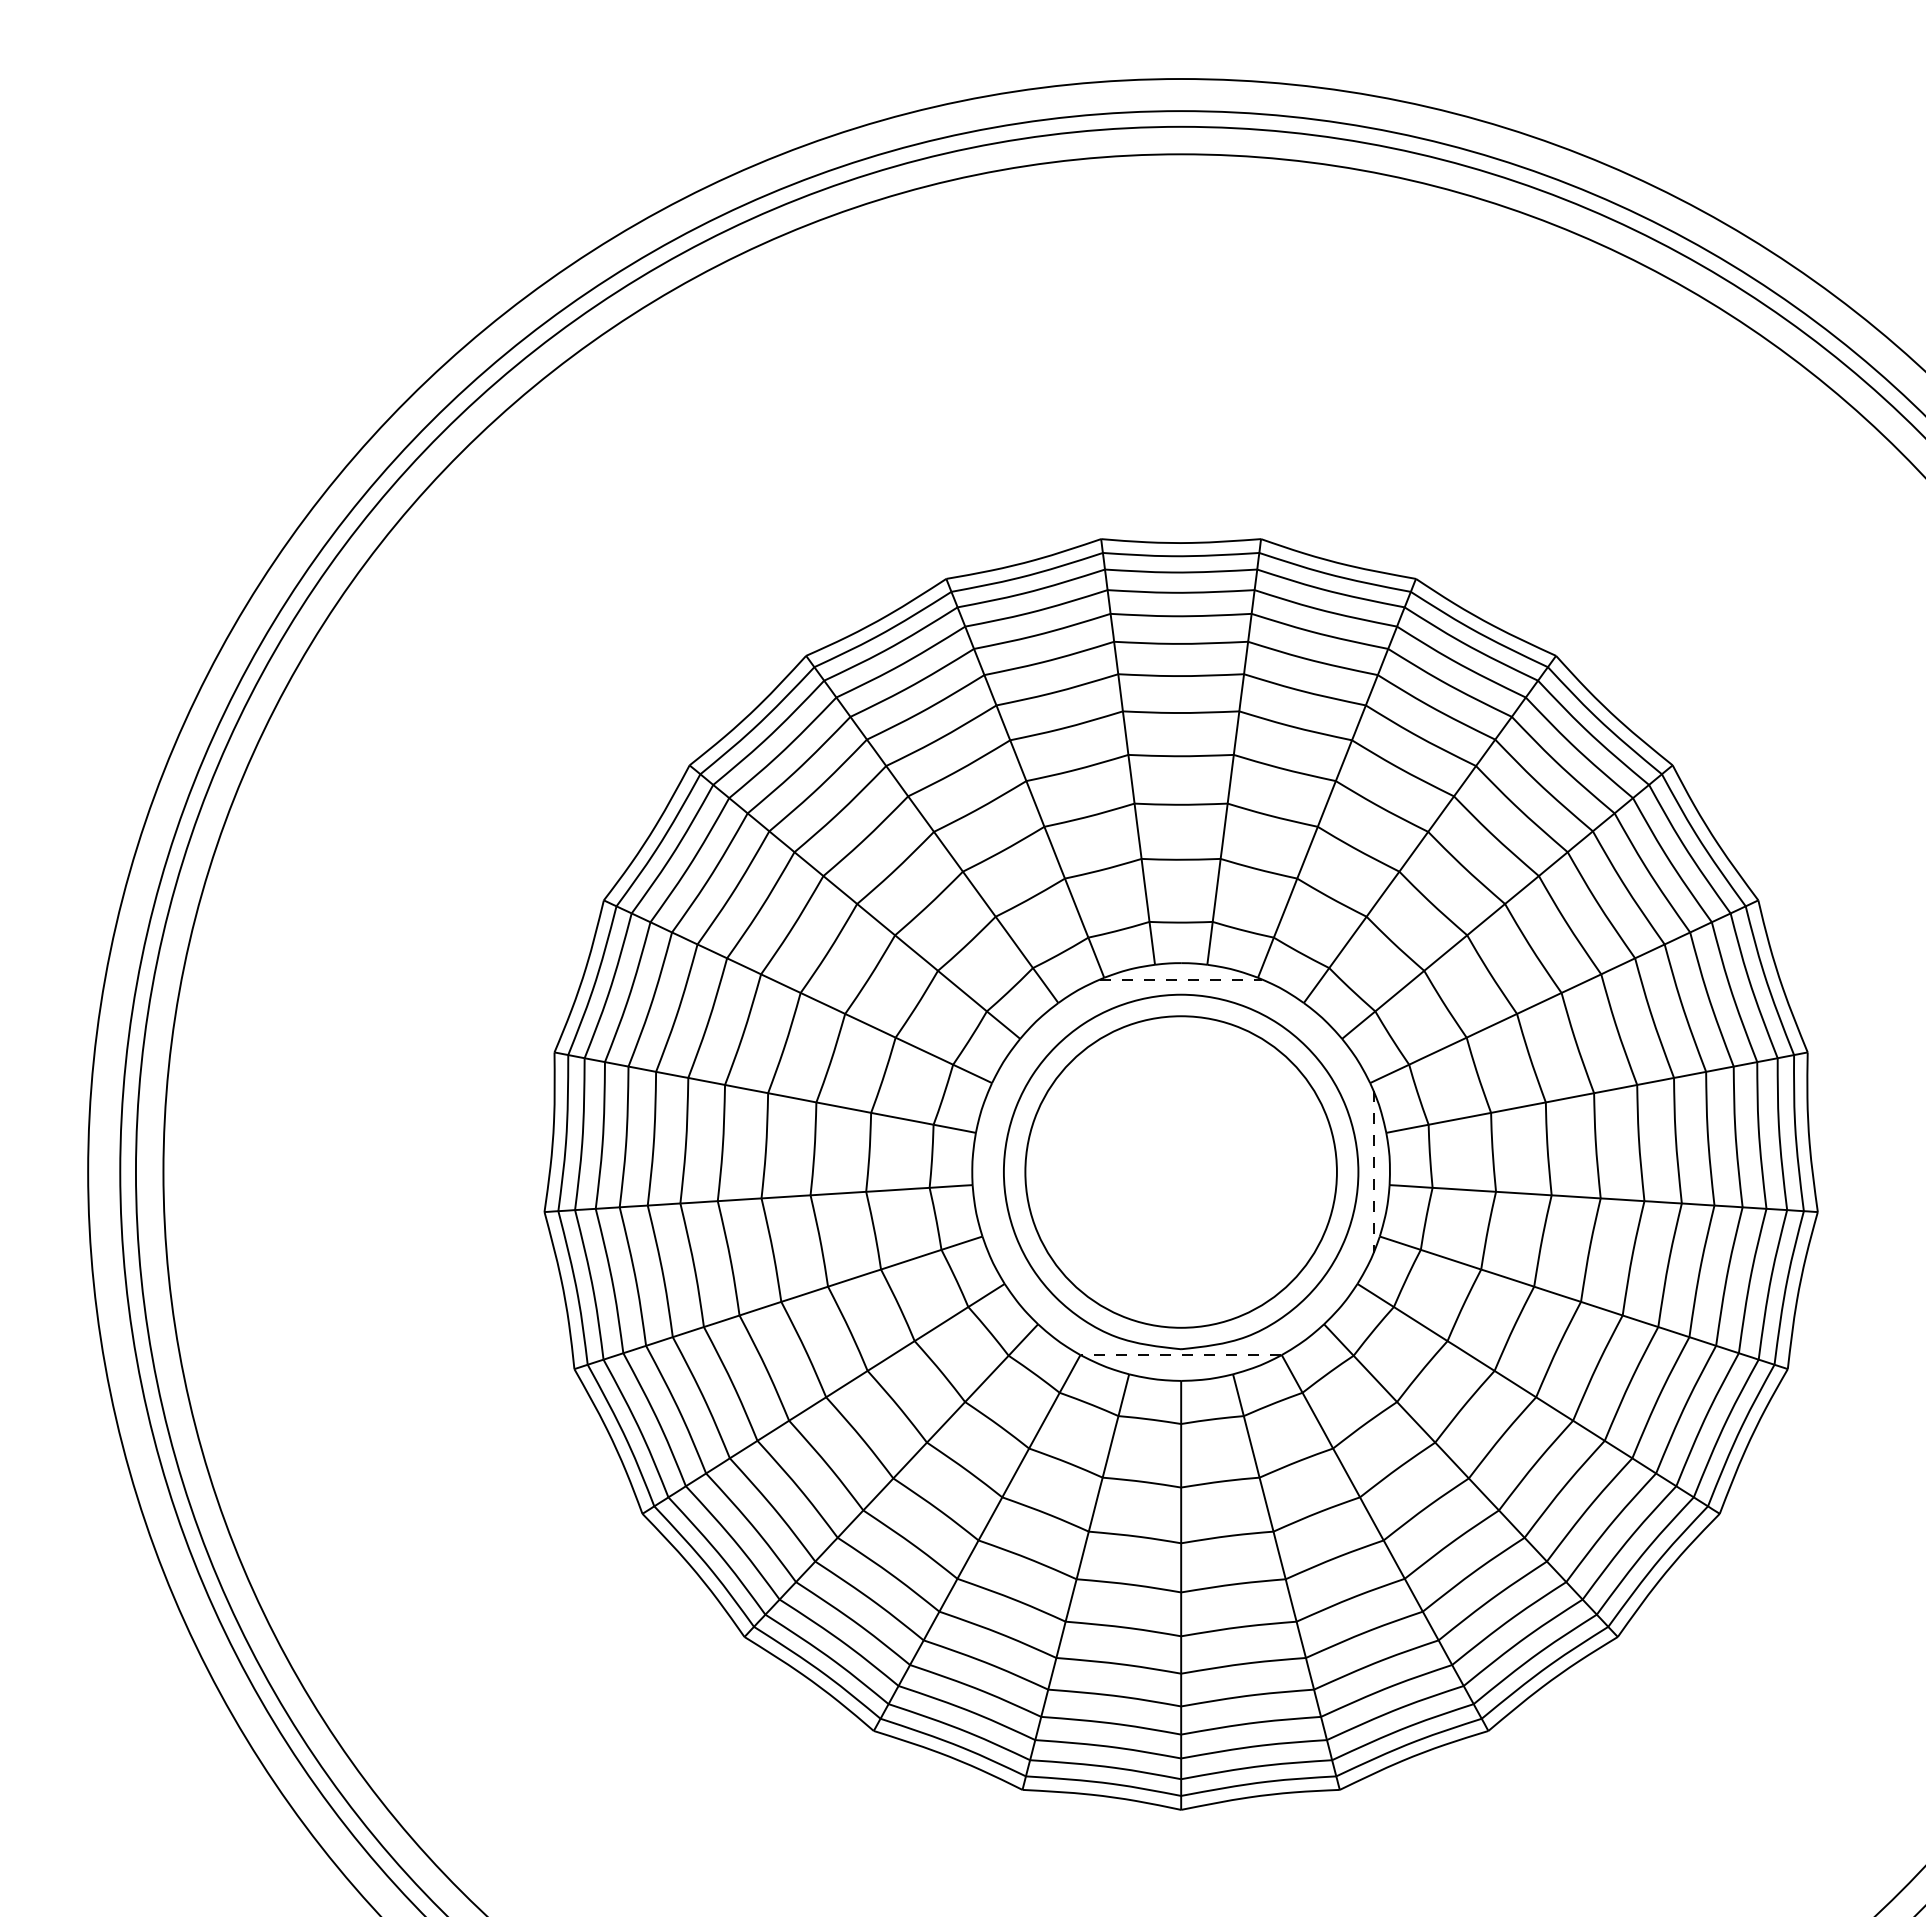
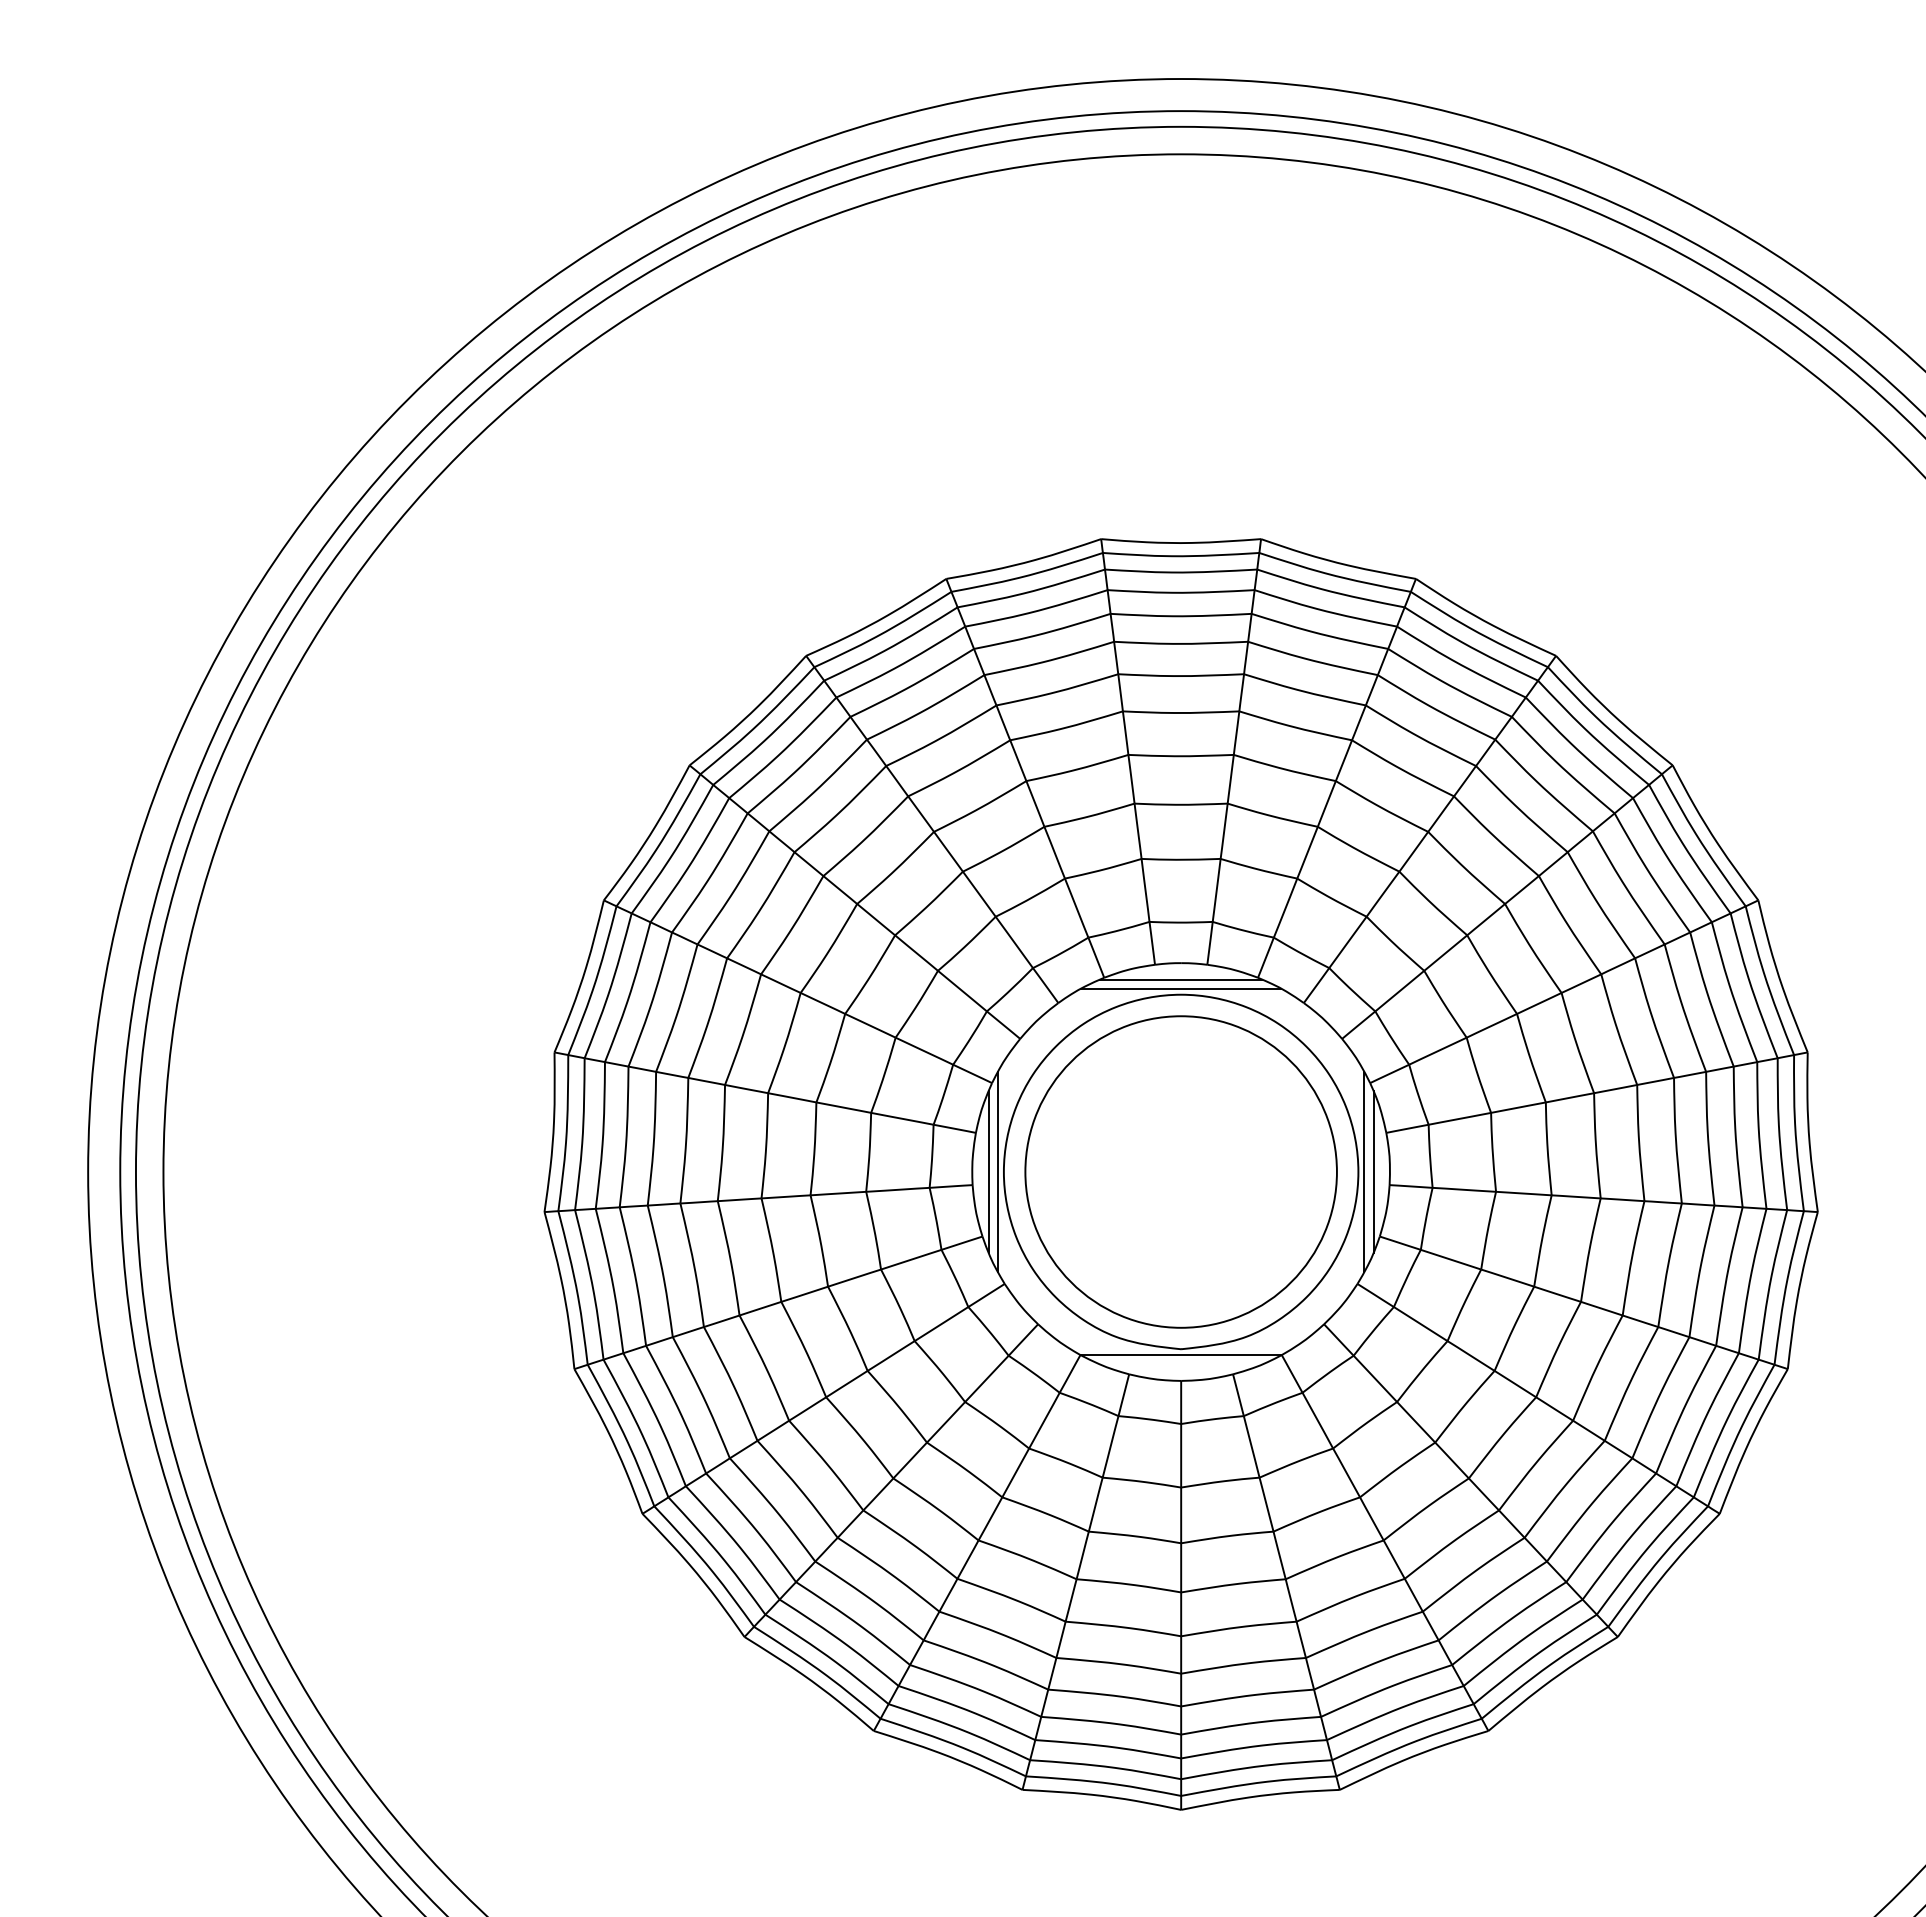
line: dashed -> solid (1181, 979)
line: none -> present (1181, 988)
line: none -> present (988, 1171)
line: none -> present (997, 1171)
line: none -> present (1364, 1171)
line: dashed -> solid (1373, 1172)
line: dashed -> solid (1180, 1355)
